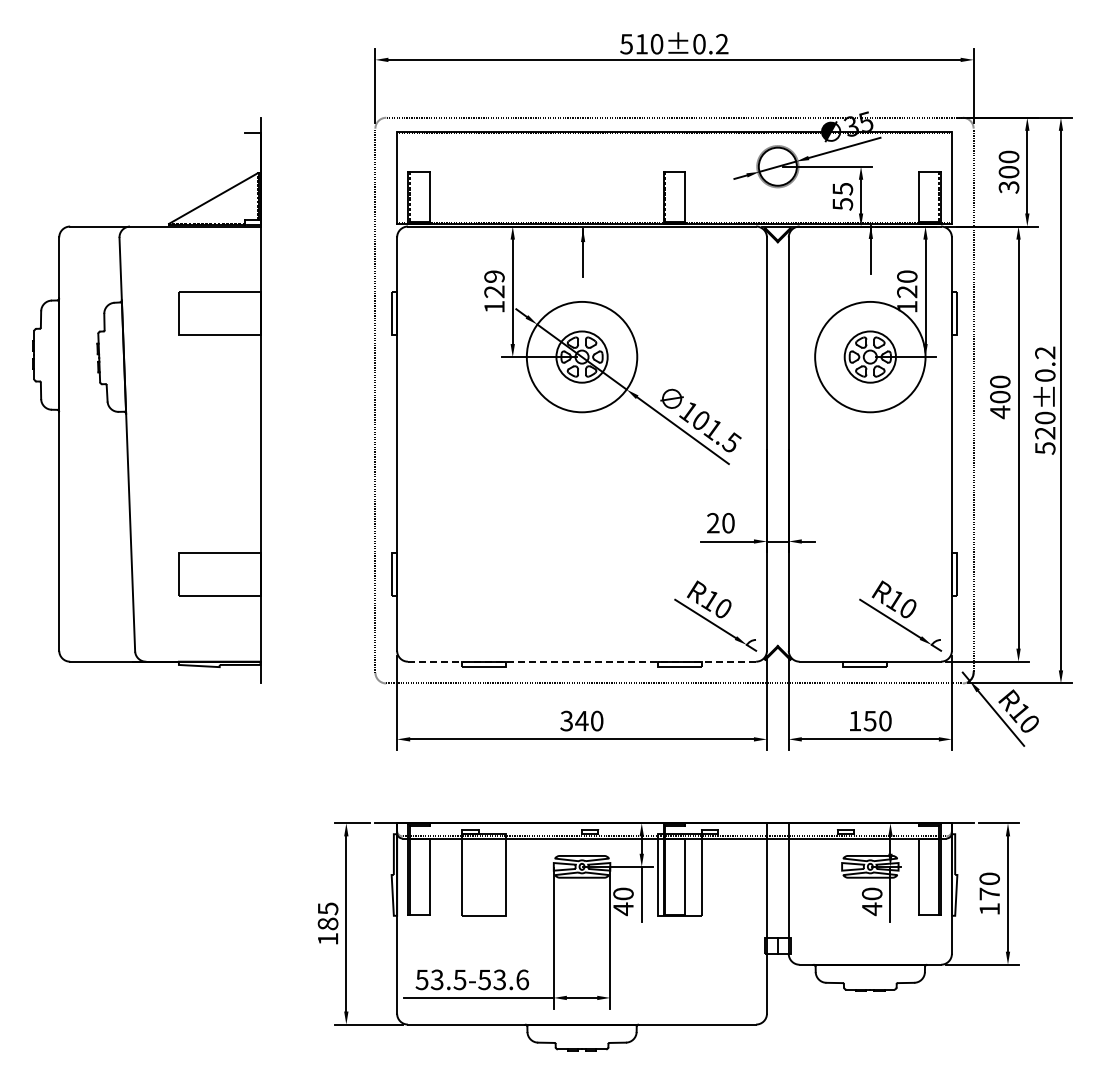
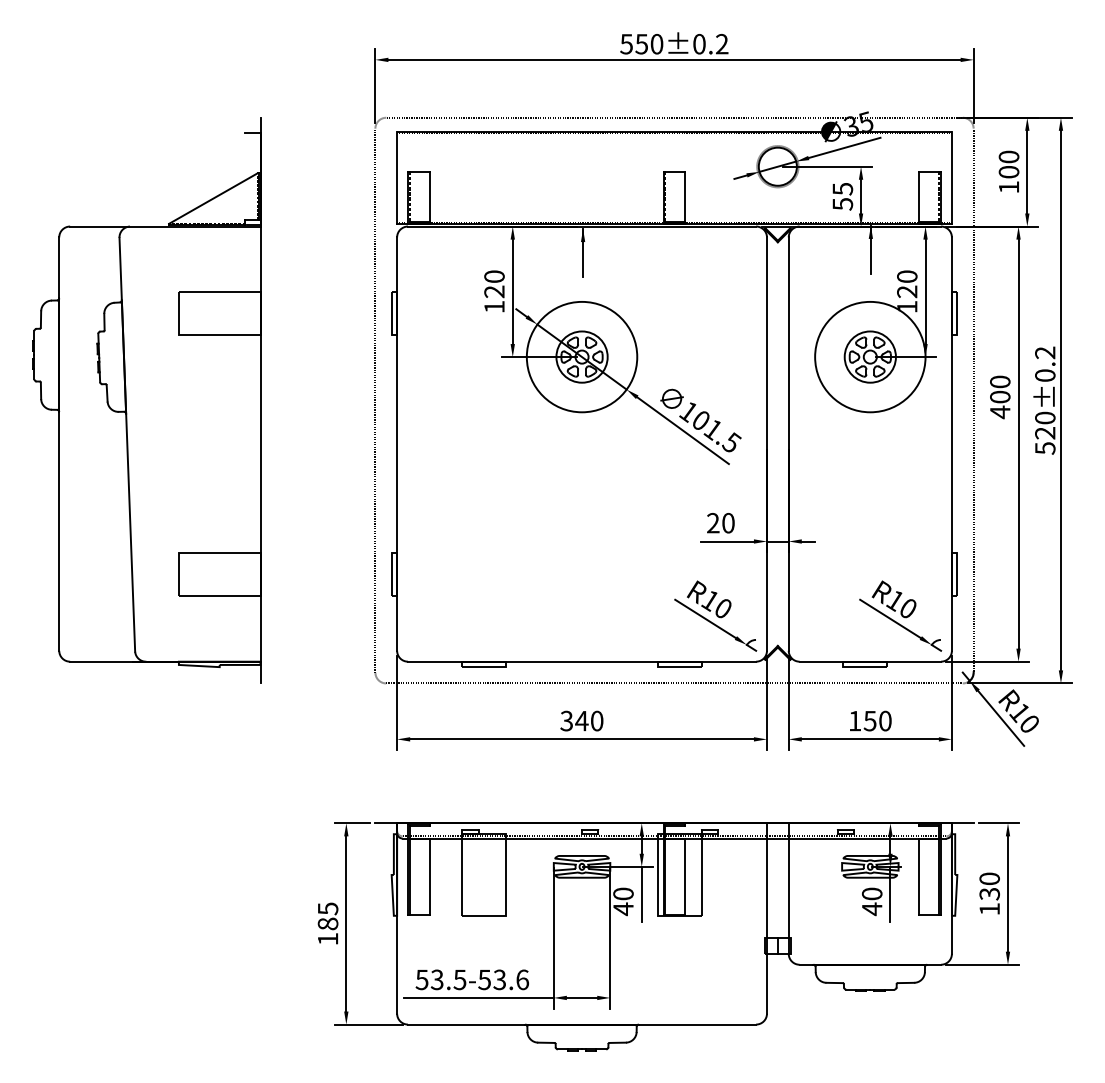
text: 510±0.2 -> 550±0.2 (641, 44)
text: 300 -> 100 (1008, 187)
text: 129 -> 120 (494, 276)
line: dashed -> solid (582, 661)
text: 170 -> 130 (989, 893)
